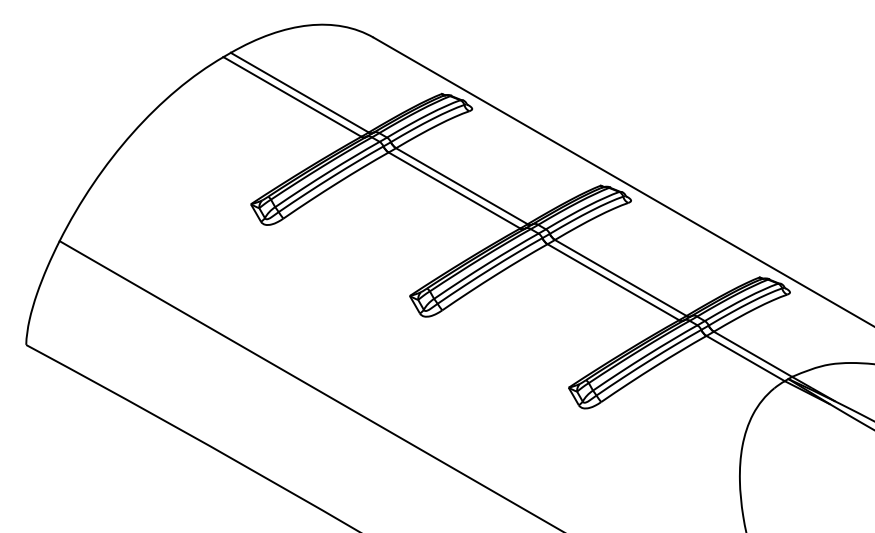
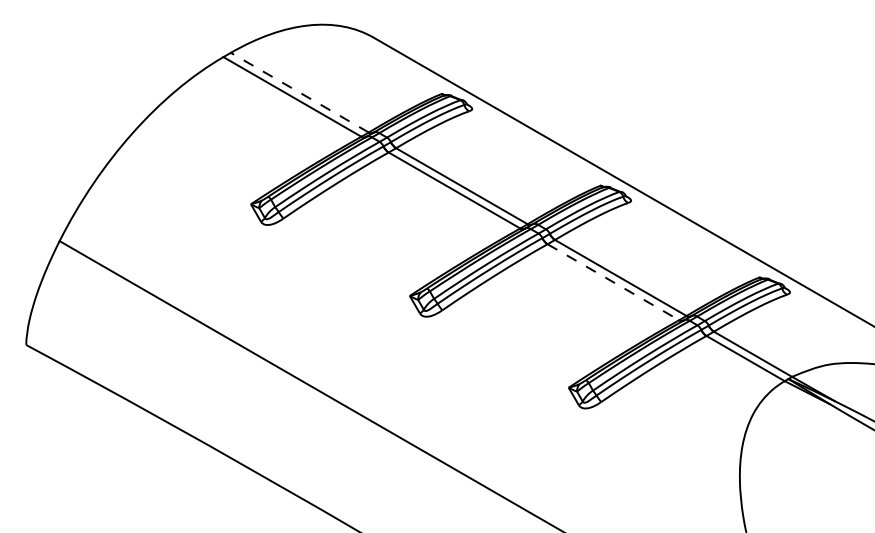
line: solid -> dashed (299, 92)
line: solid -> dashed (613, 282)
